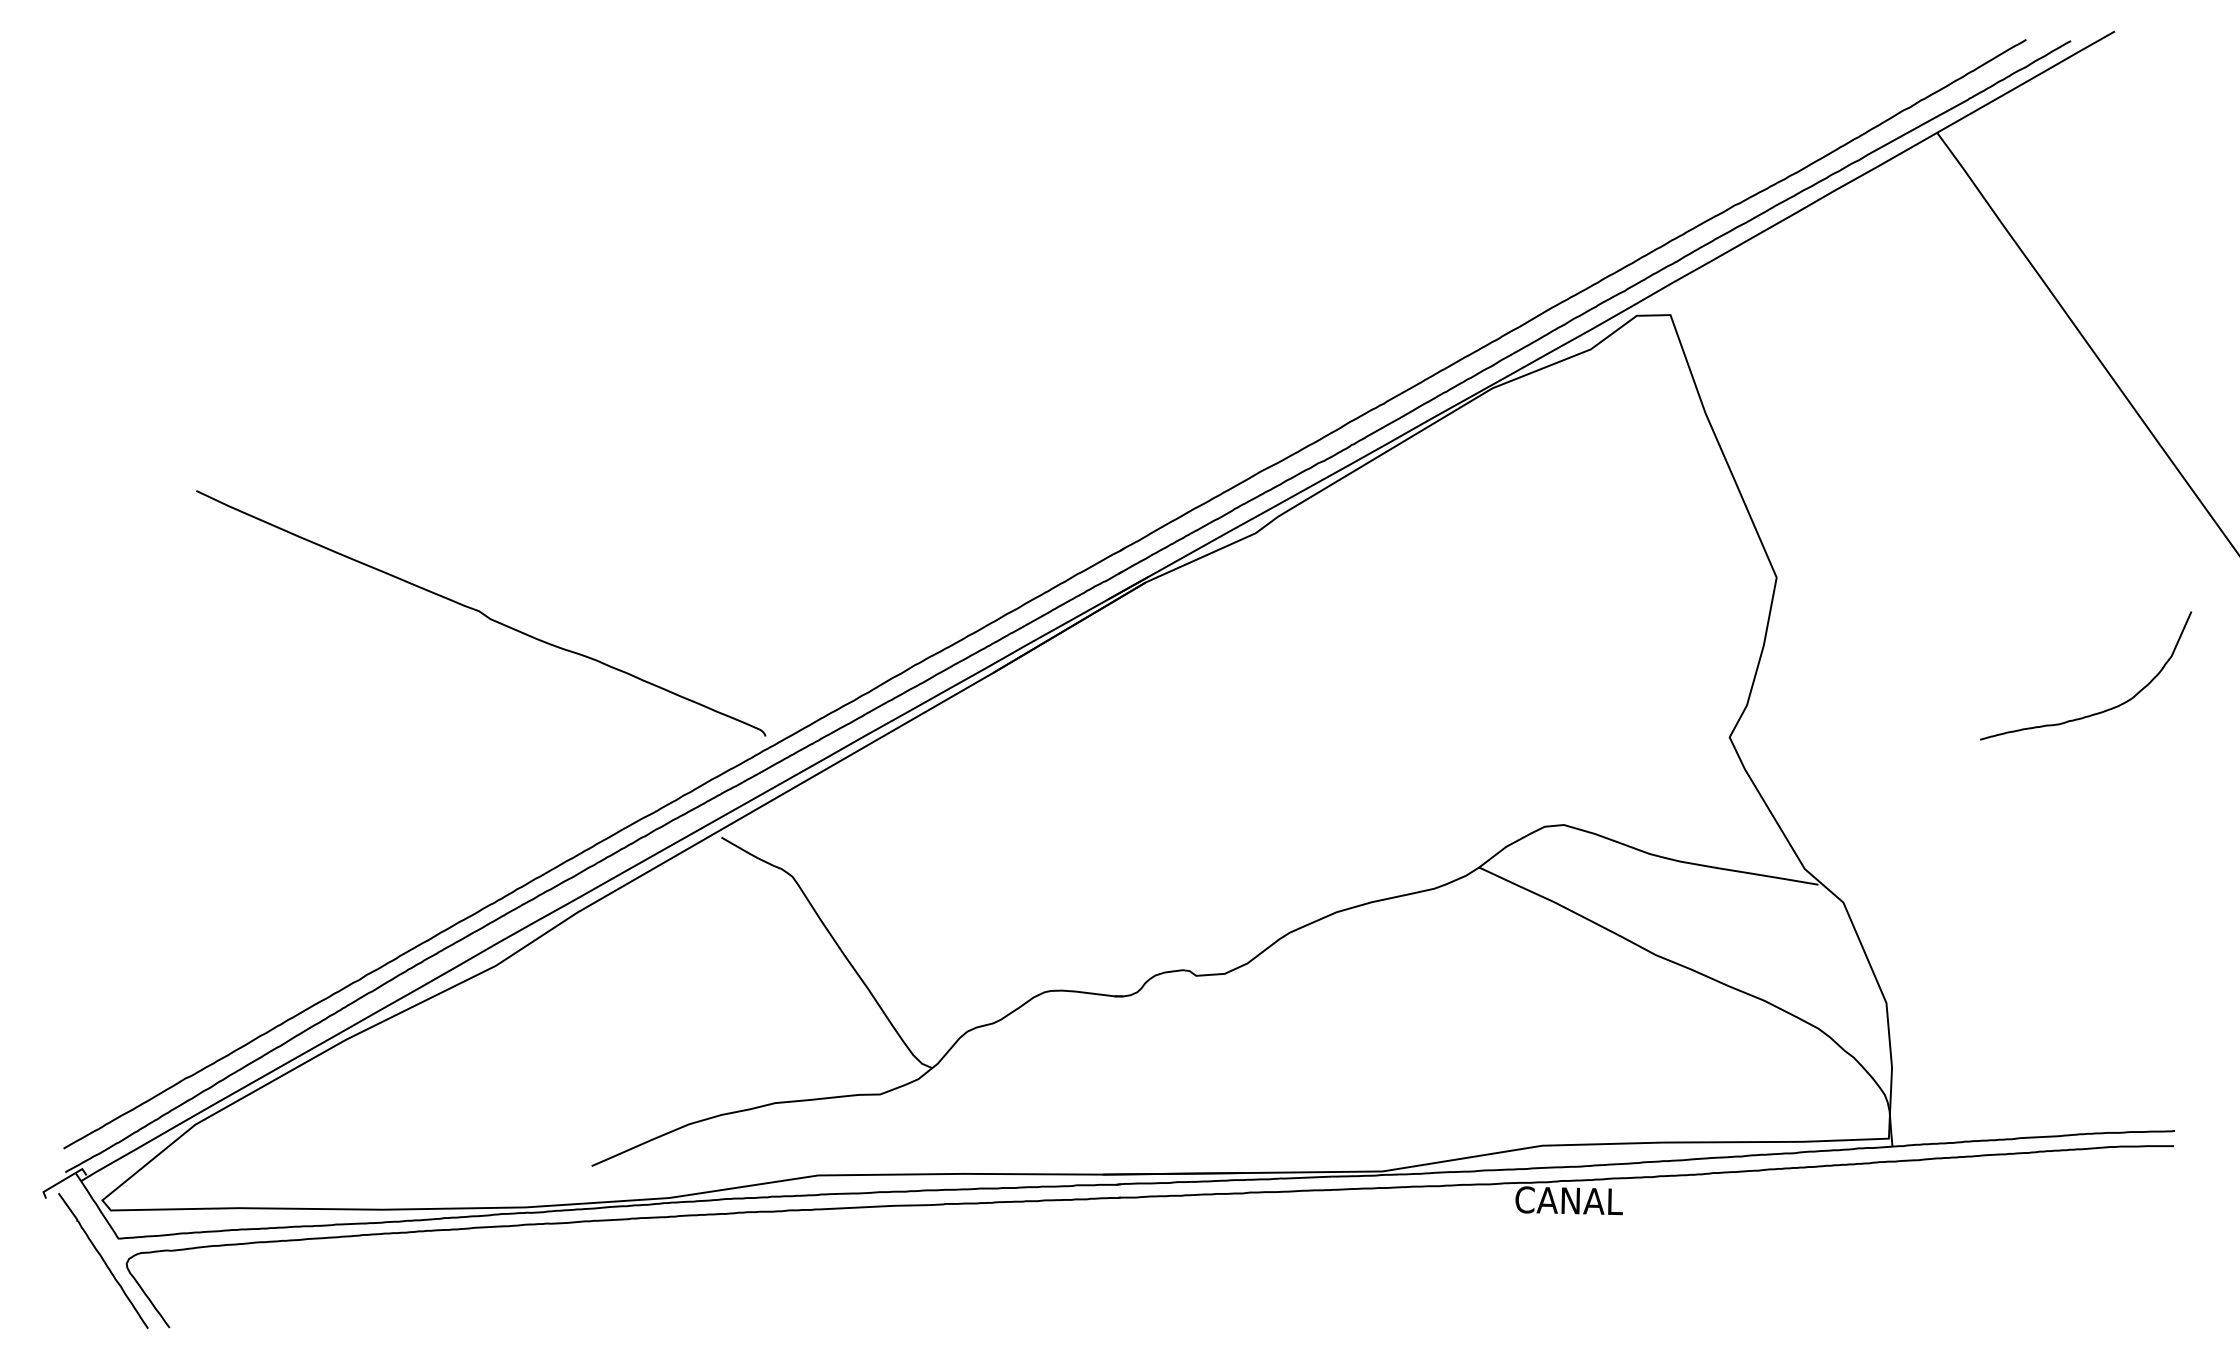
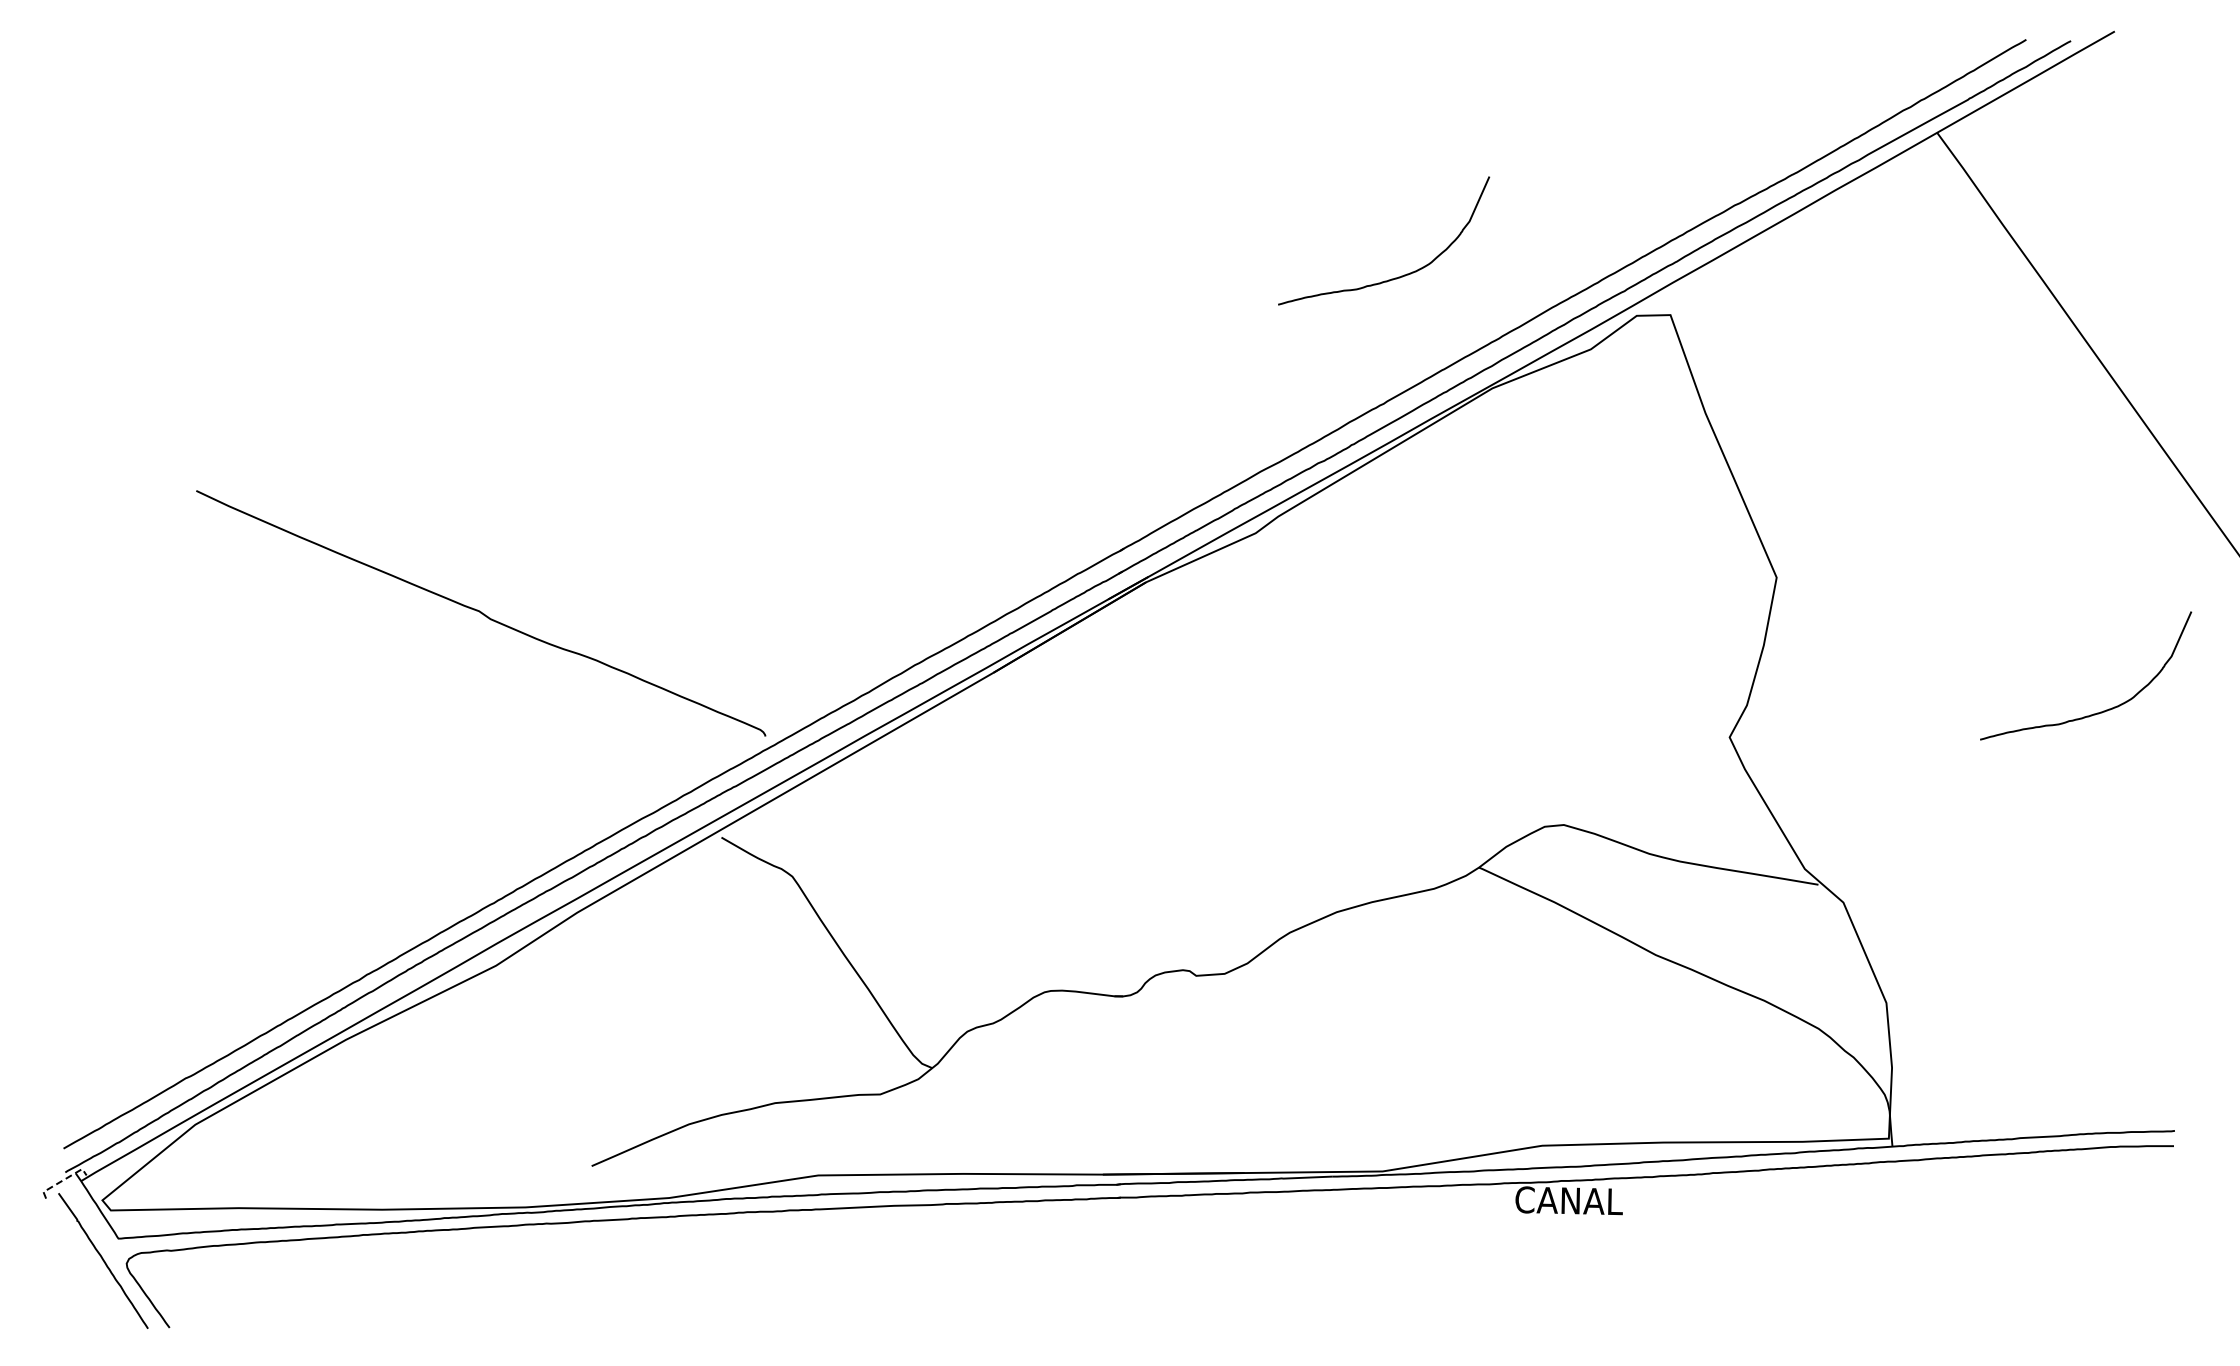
curve: none -> present (1395, 277)
line: solid -> dashed (62, 1180)
